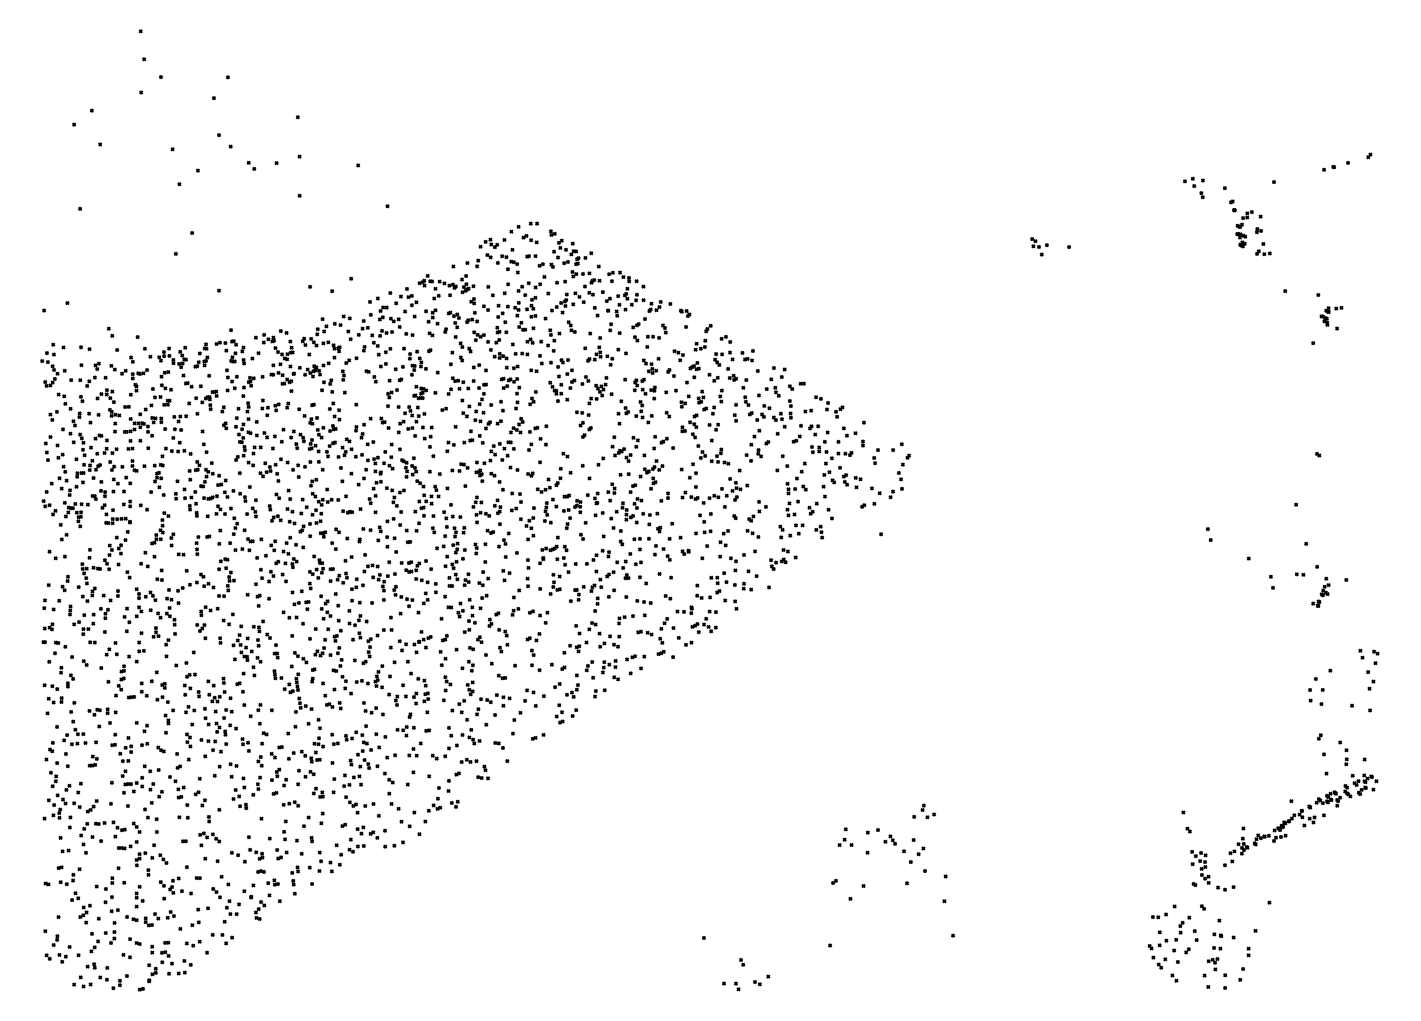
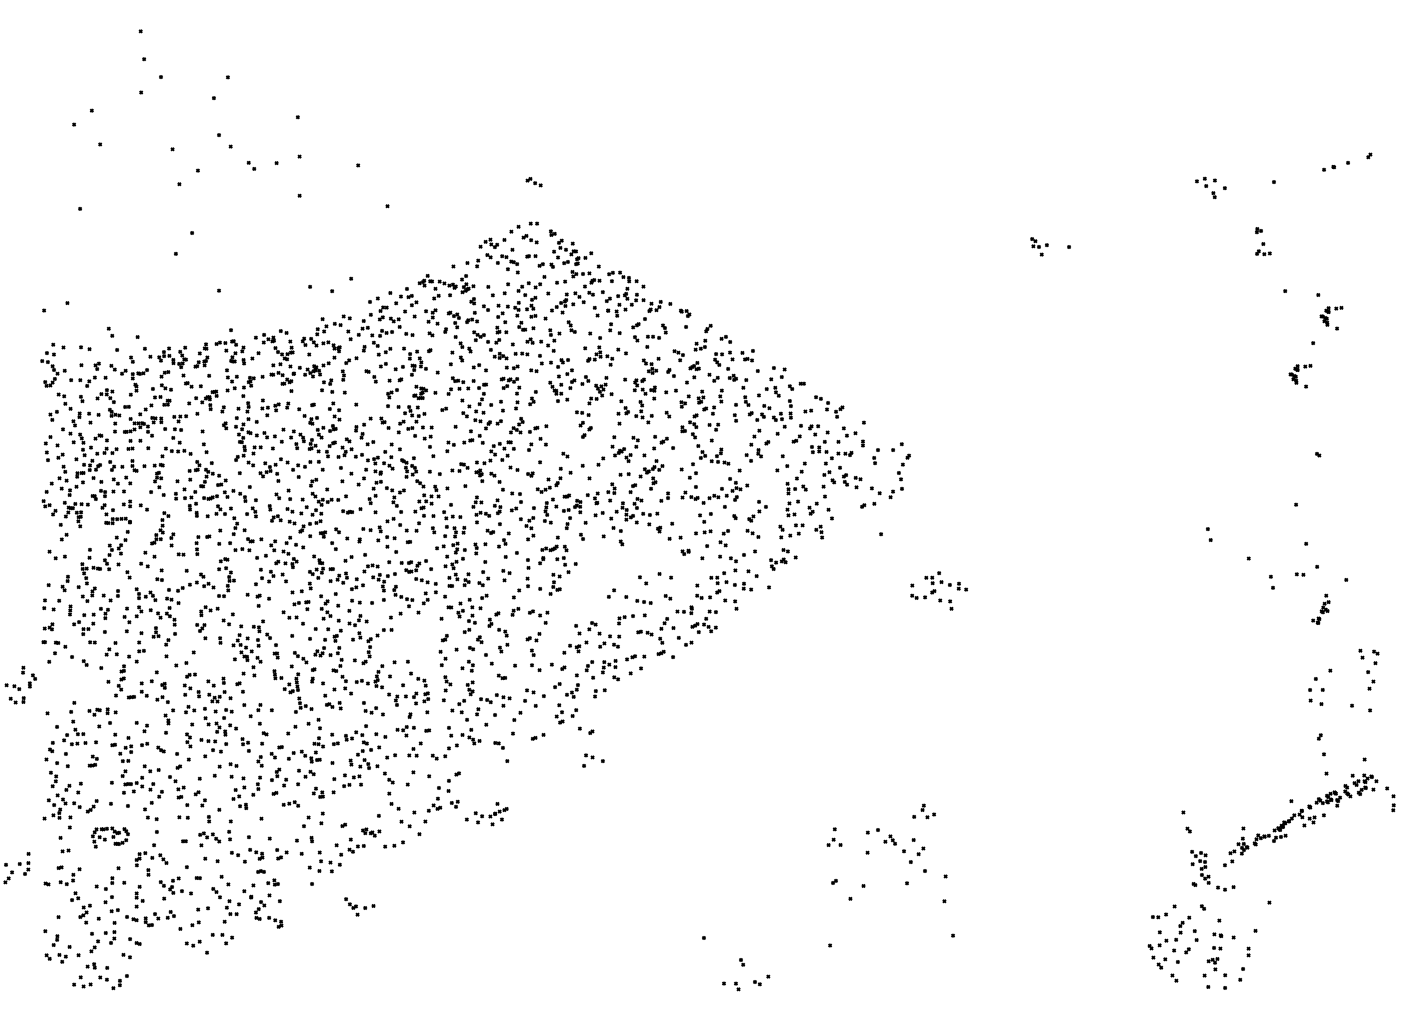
part: none -> present (533, 182)
part position: (1193, 187) -> (1205, 187) (1205, 187)
part: present -> none (1245, 223)
part: none -> present (1300, 376)
part: present -> none (620, 574)
part: none -> present (938, 590)
part position: (1320, 591) -> (1320, 608) (1320, 608)
part position: (410, 642) -> (486, 814) (486, 814)
part position: (58, 684) -> (20, 684) (20, 684)
part: none -> present (586, 730)
part position: (1343, 753) -> (1390, 799) (1390, 799)
part: none -> present (593, 760)
part: present -> none (474, 768)
part position: (359, 804) -> (359, 906) (359, 906)
part position: (284, 830) -> (229, 830) (229, 830)
part size: 32x15 px -> 21x11 px (371, 832)
part position: (845, 836) -> (834, 836) (834, 836)
part size: 63x35 px -> 39x23 px (110, 837)
part: none -> present (16, 868)
part: present -> none (294, 880)
part: none -> present (275, 922)
part: present -> none (164, 965)
